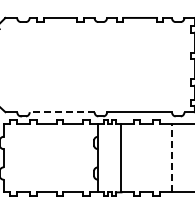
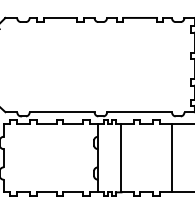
line: dashed -> solid (61, 112)
line: dashed -> solid (171, 157)
